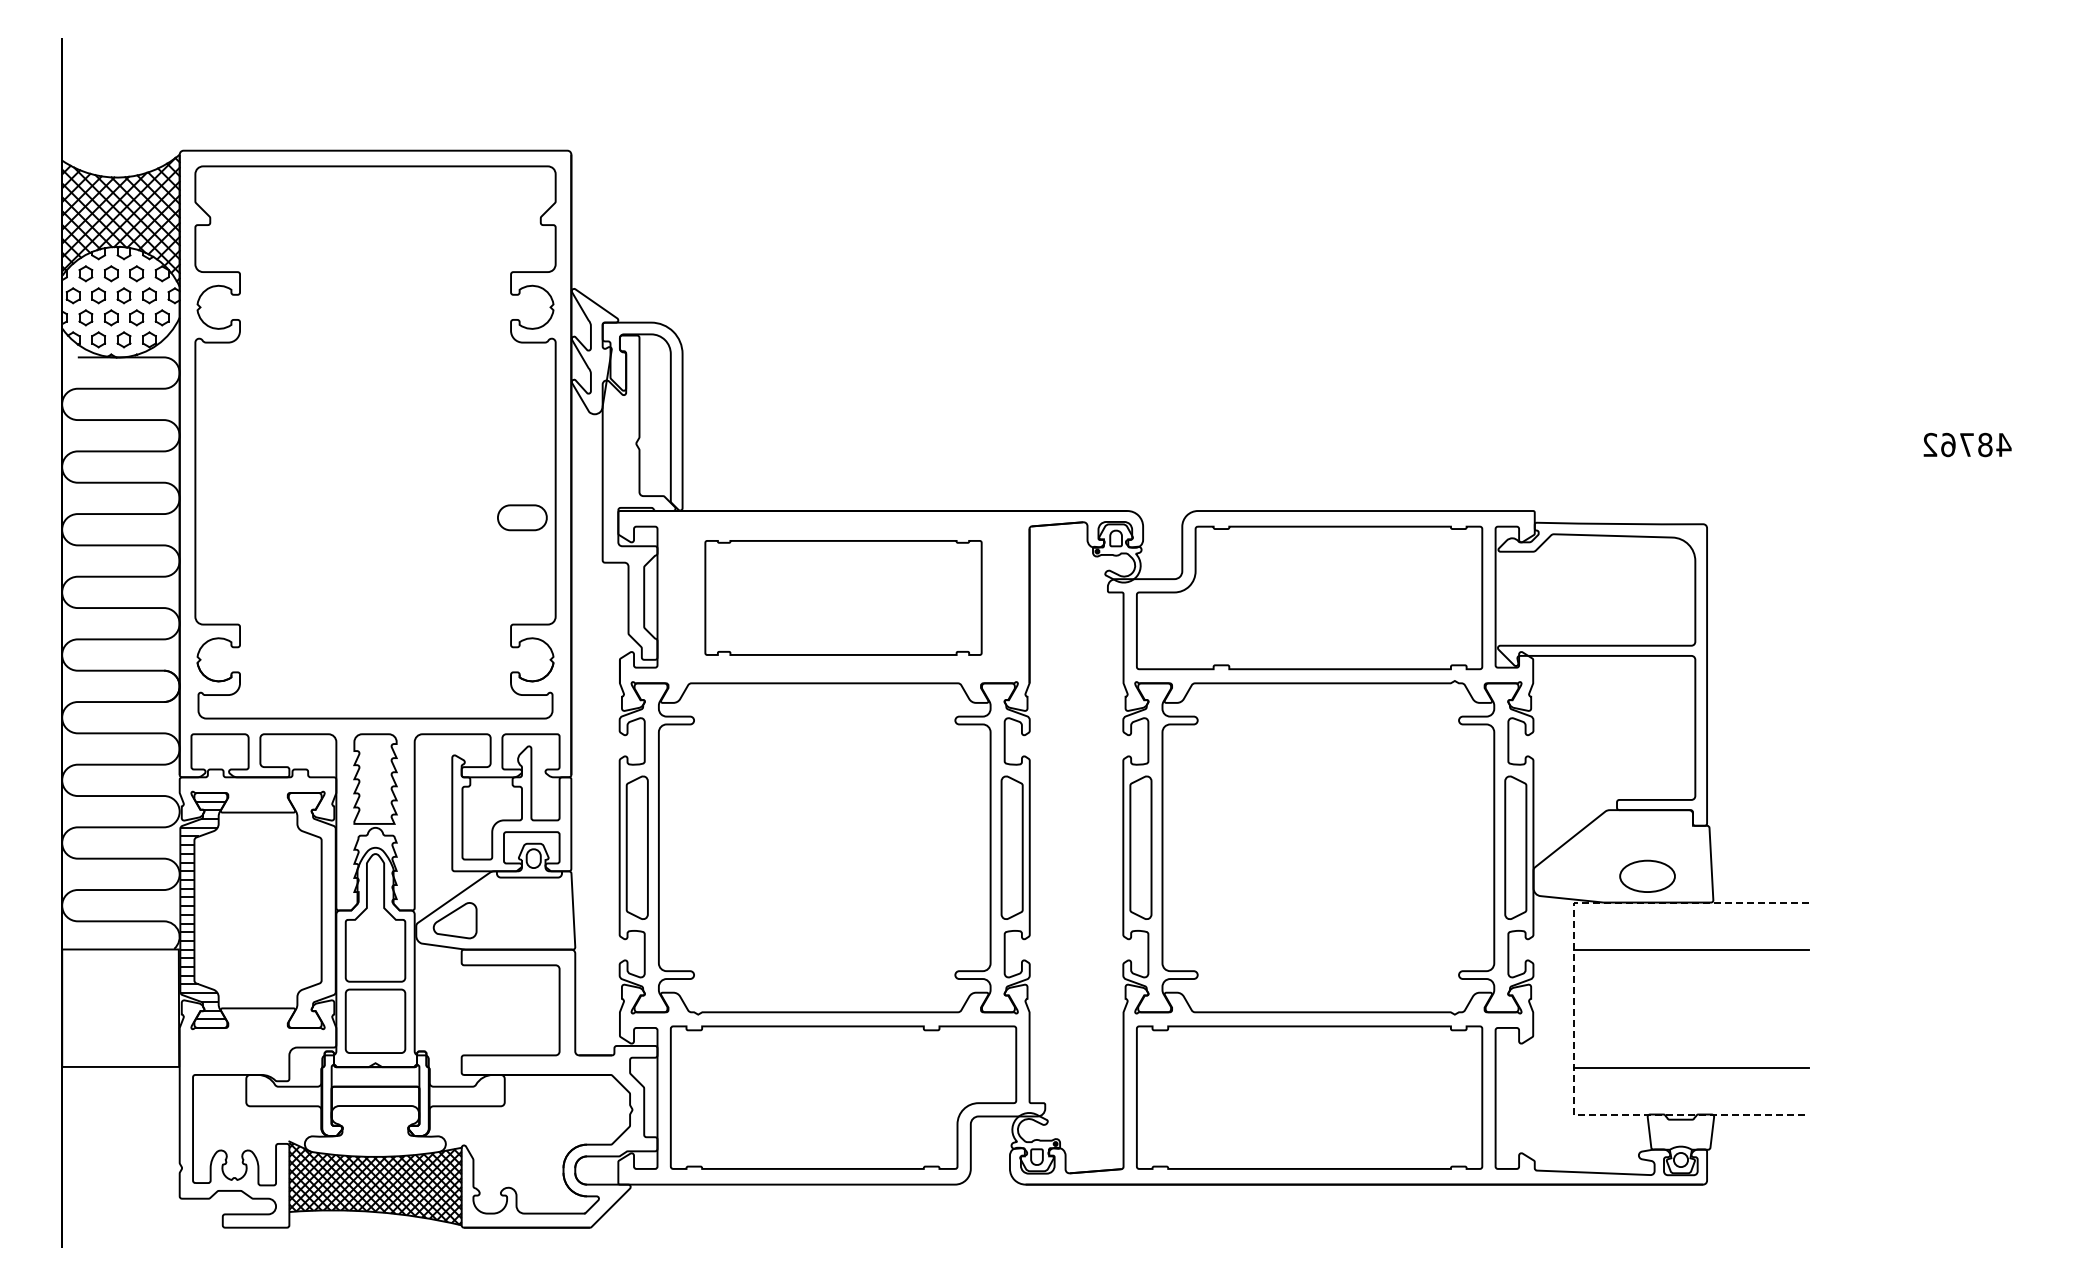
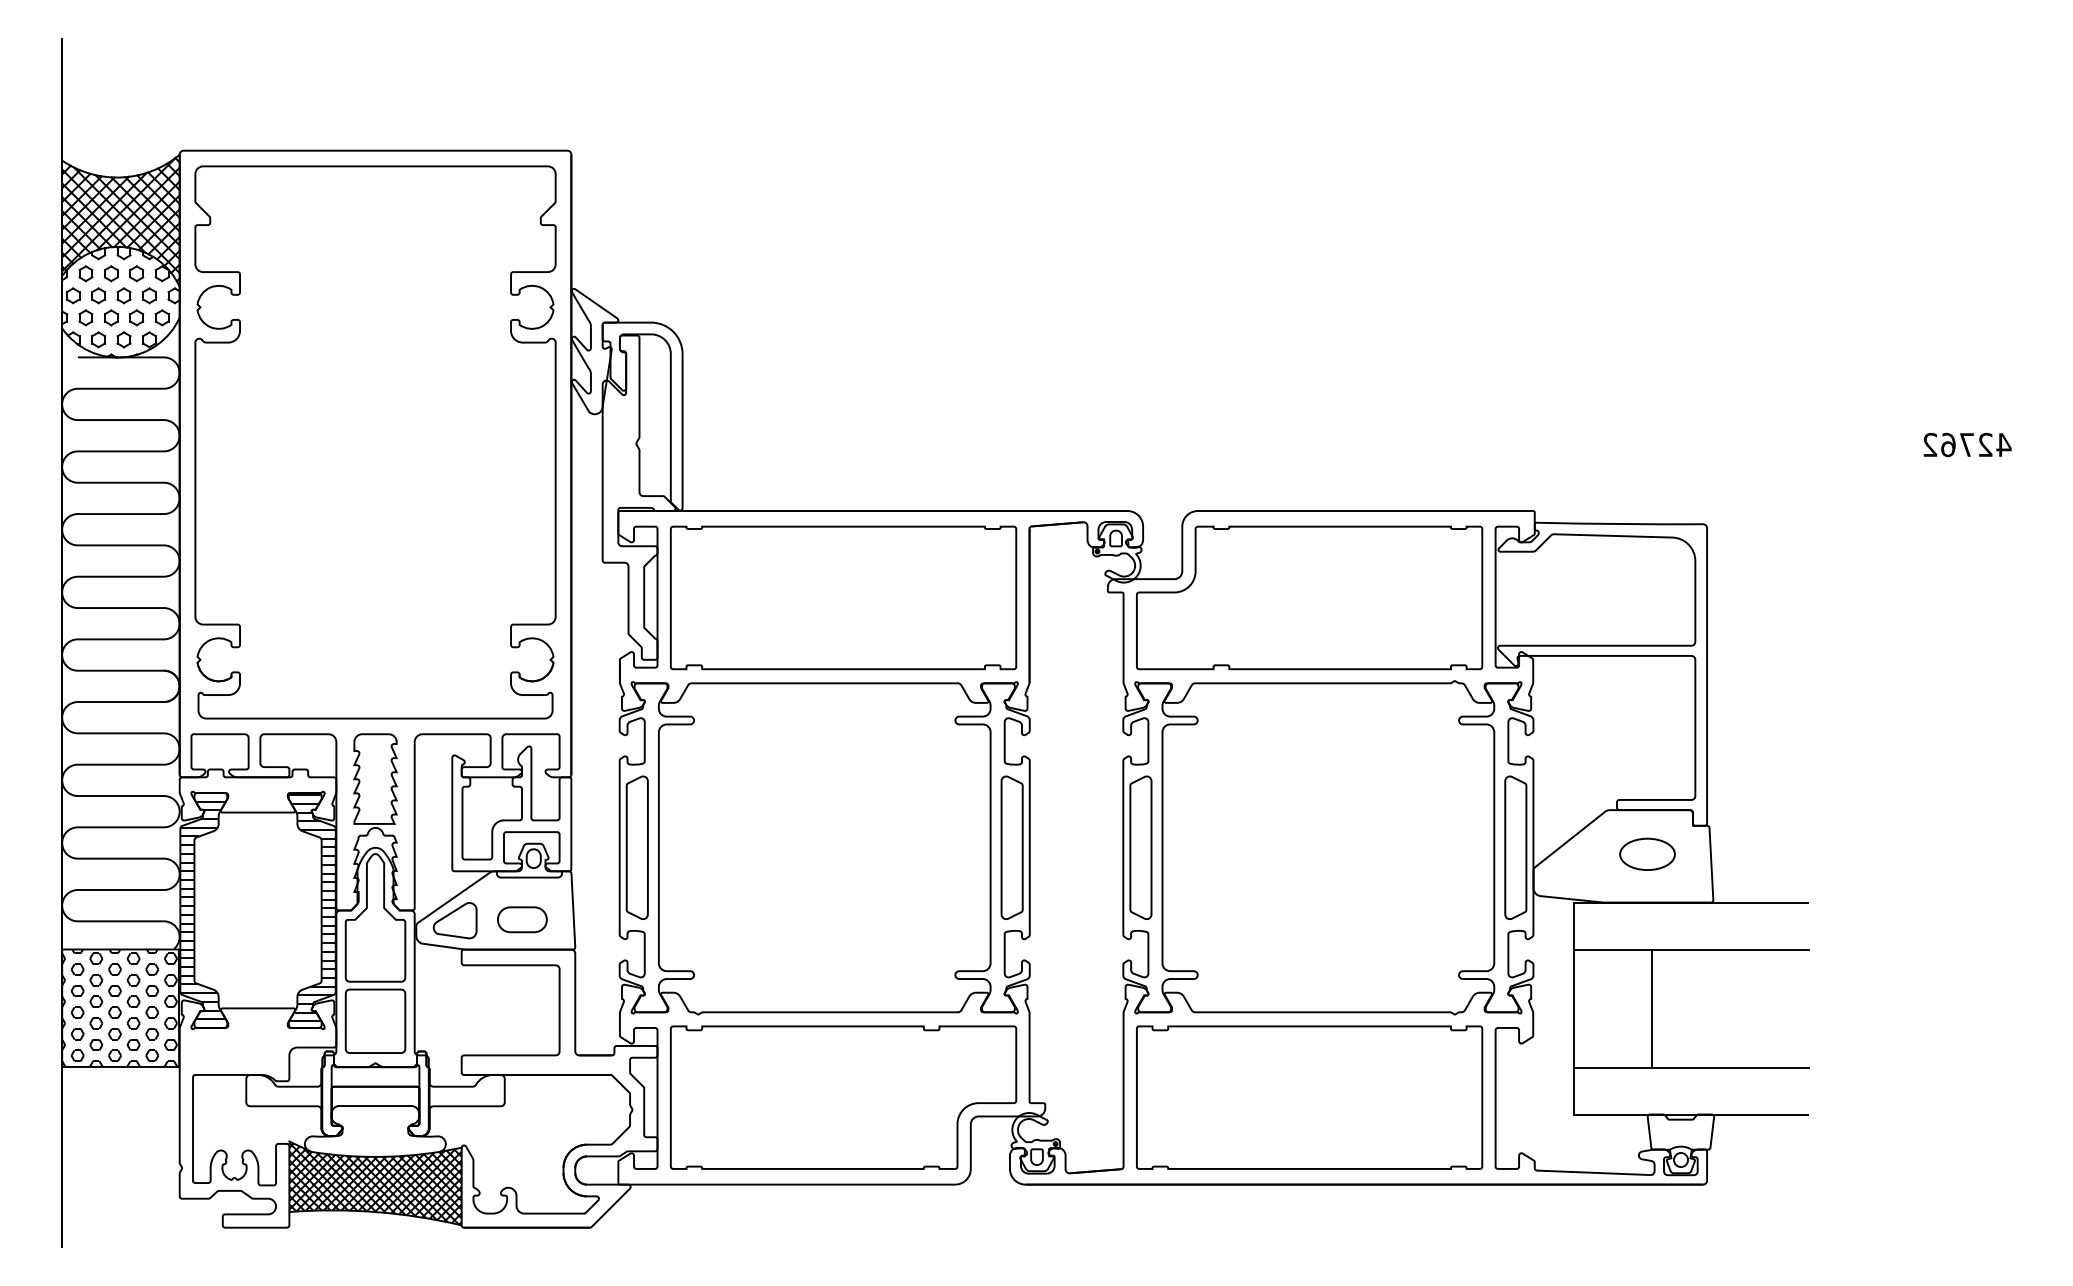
text: 48762 -> 42762 (1985, 445)
part position: (522, 517) -> (522, 919) (522, 919)
part size: 279x116 px -> 349x146 px (843, 597)
part position: (1647, 875) -> (1647, 853) (1647, 853)
hatch: none -> present (311, 908)
hatch: none -> present (119, 1007)
line: dashed -> solid (1573, 1008)
line: none -> present (1652, 1008)
